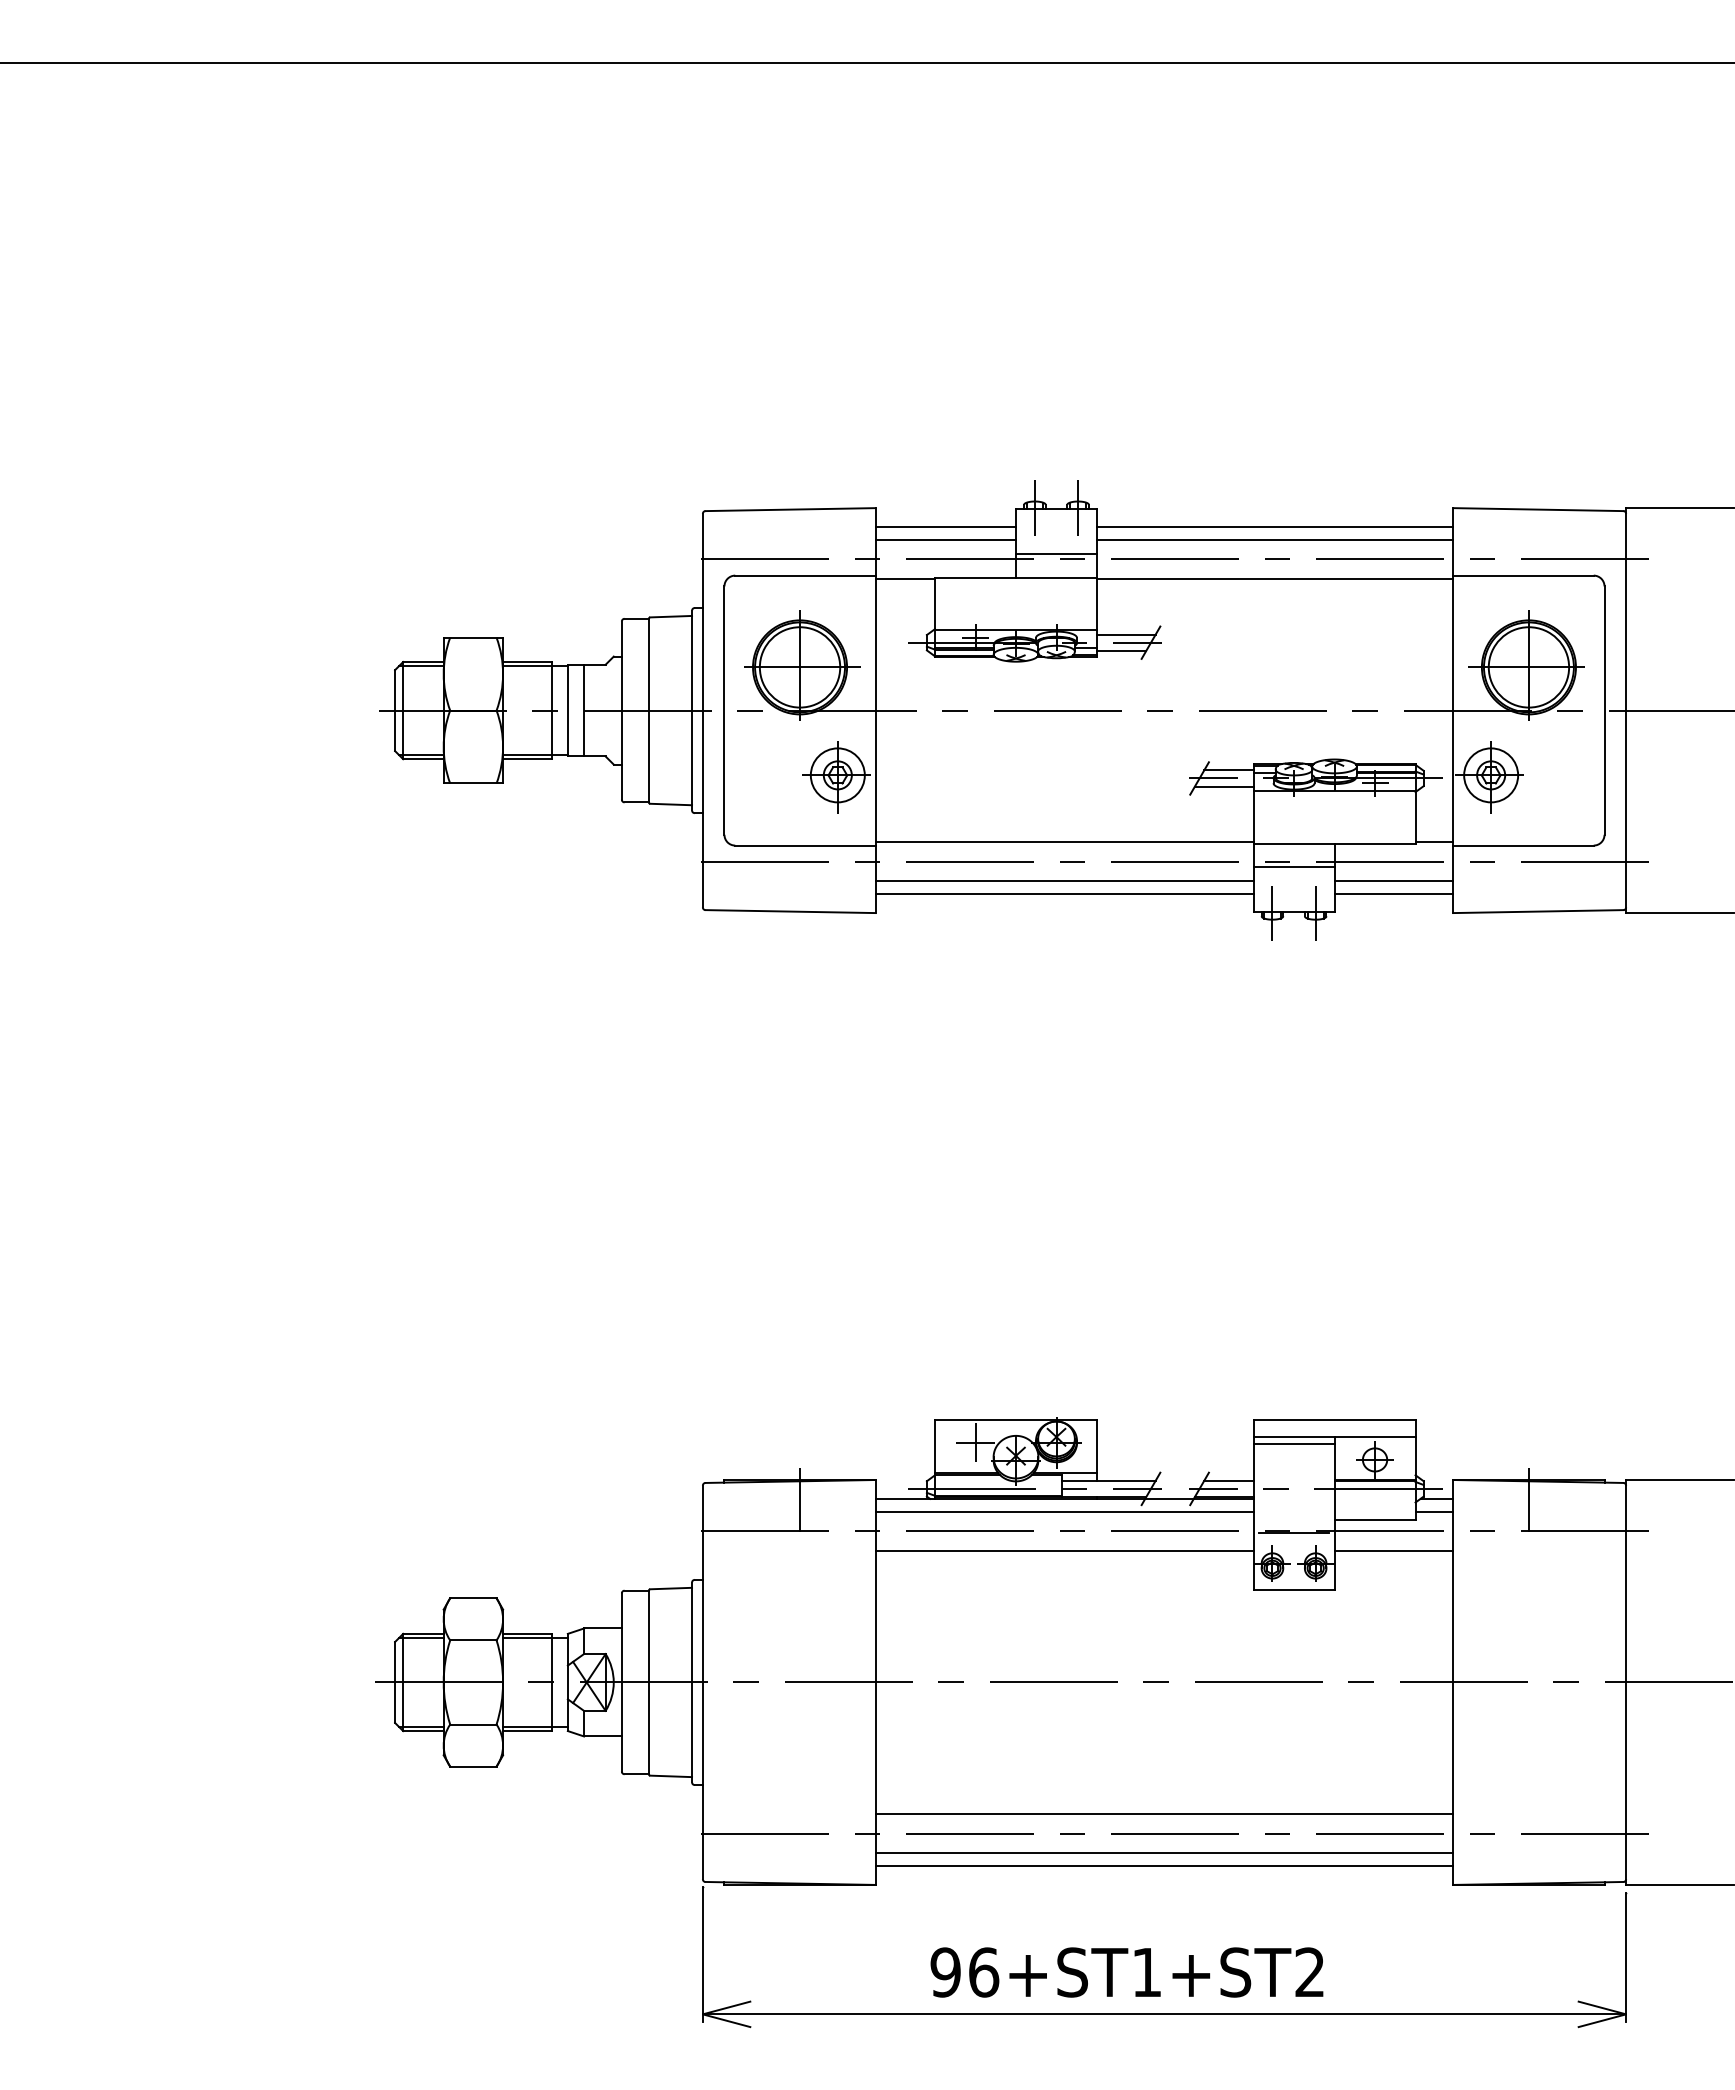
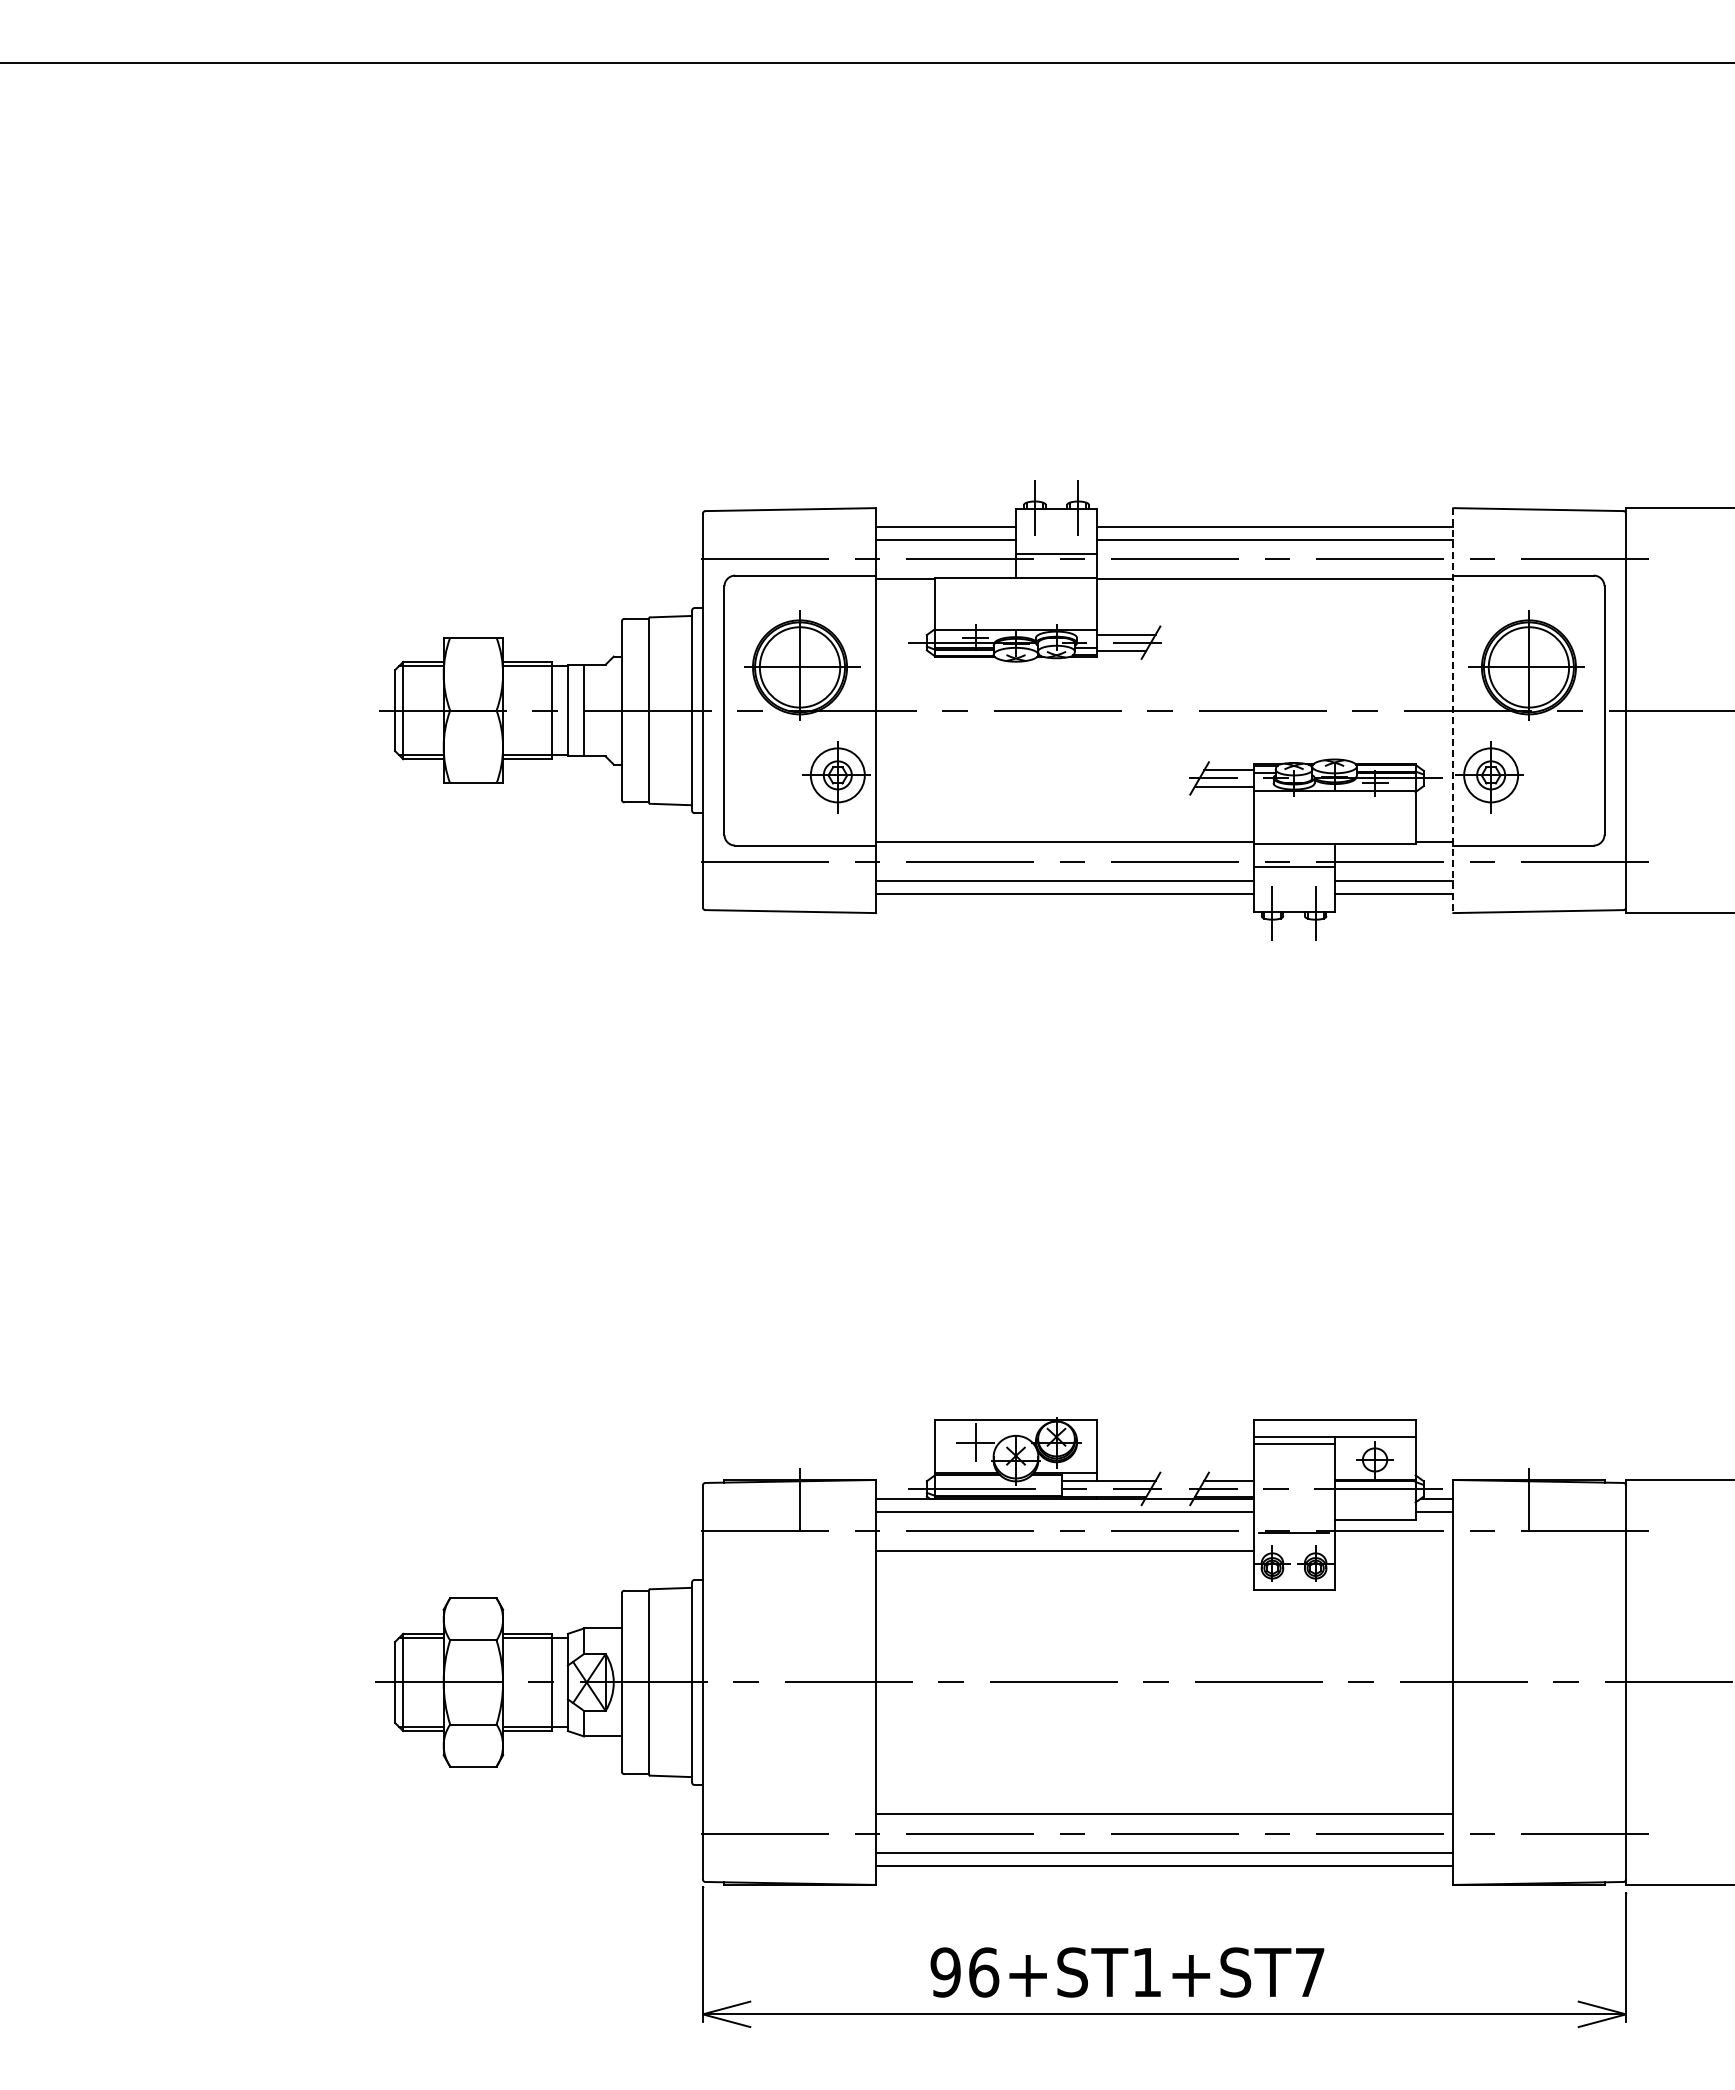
line: solid -> dashed (1453, 711)
line: present -> none (1393, 1550)
text: 96+ST1+ST2 -> 96+ST1+ST7 (1309, 1971)
